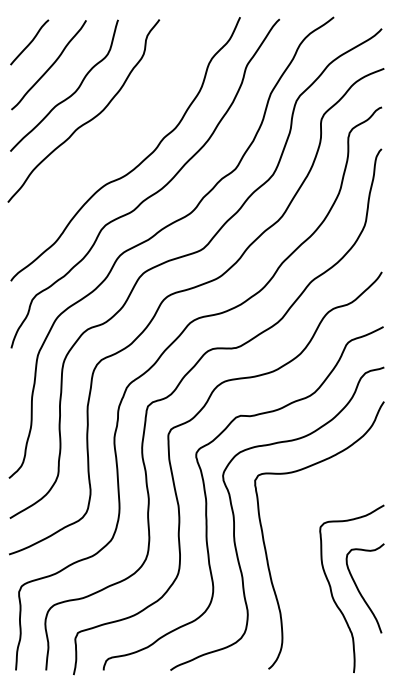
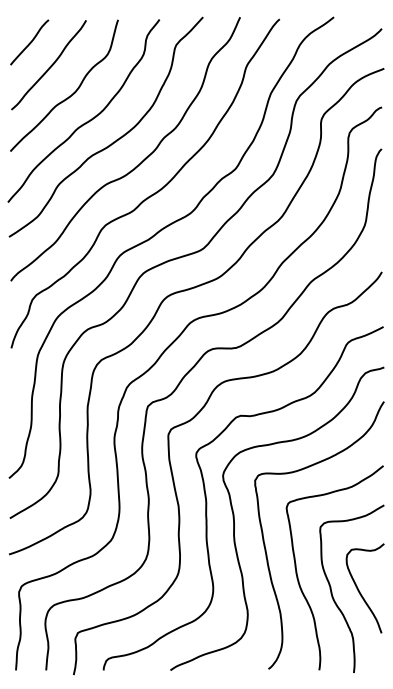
curve: none -> present (113, 141)
curve: none -> present (298, 576)
